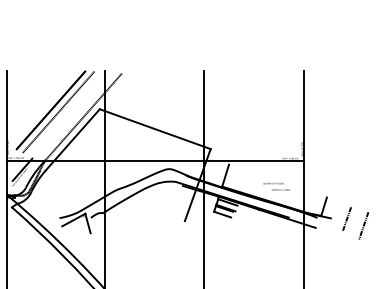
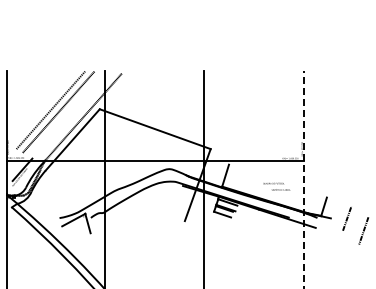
line: present -> none (50, 110)
line: solid -> dashed (303, 179)
line position: (363, 225) -> (363, 230) (363, 230)
